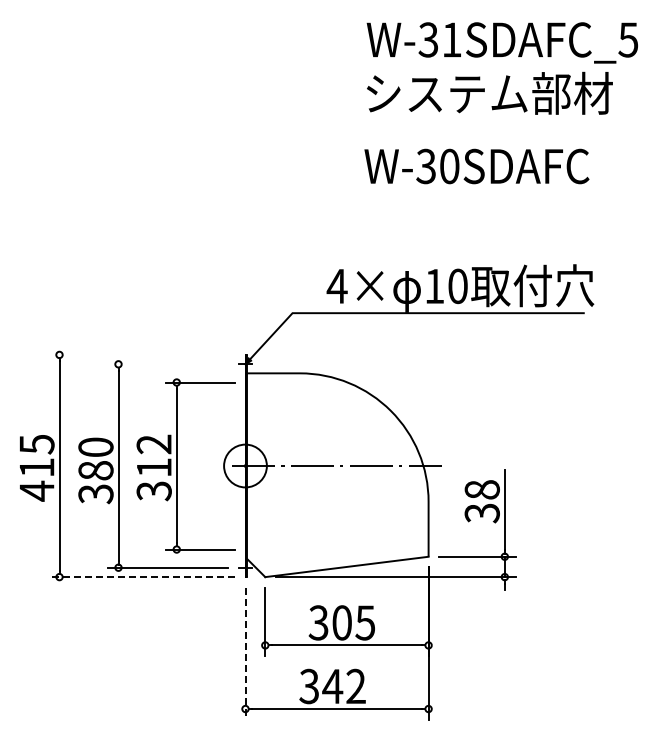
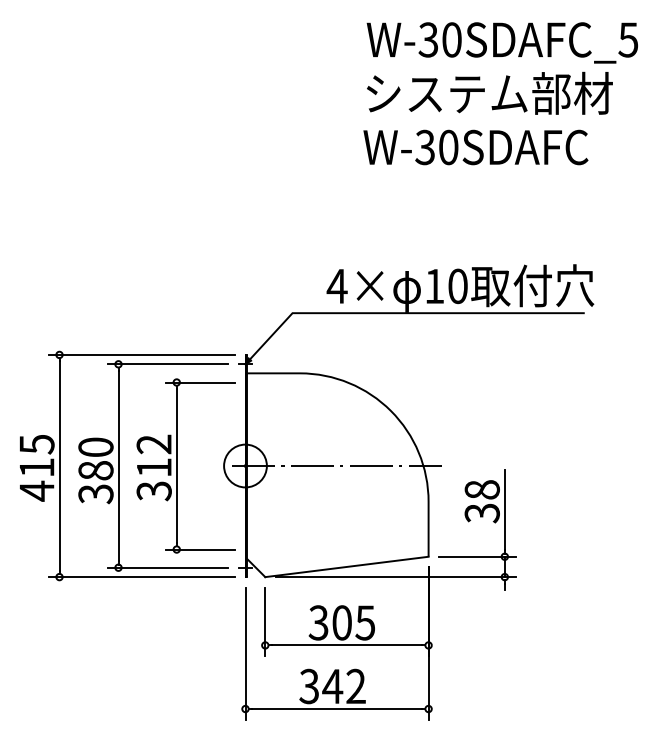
text: W-31SDAFC_5 -> W-30SDAFC_5 (451, 39)
text position: (476, 166) -> (475, 147) (475, 147)
line: none -> present (141, 354)
line: none -> present (167, 364)
line: dashed -> solid (141, 577)
line: dashed -> solid (245, 653)
